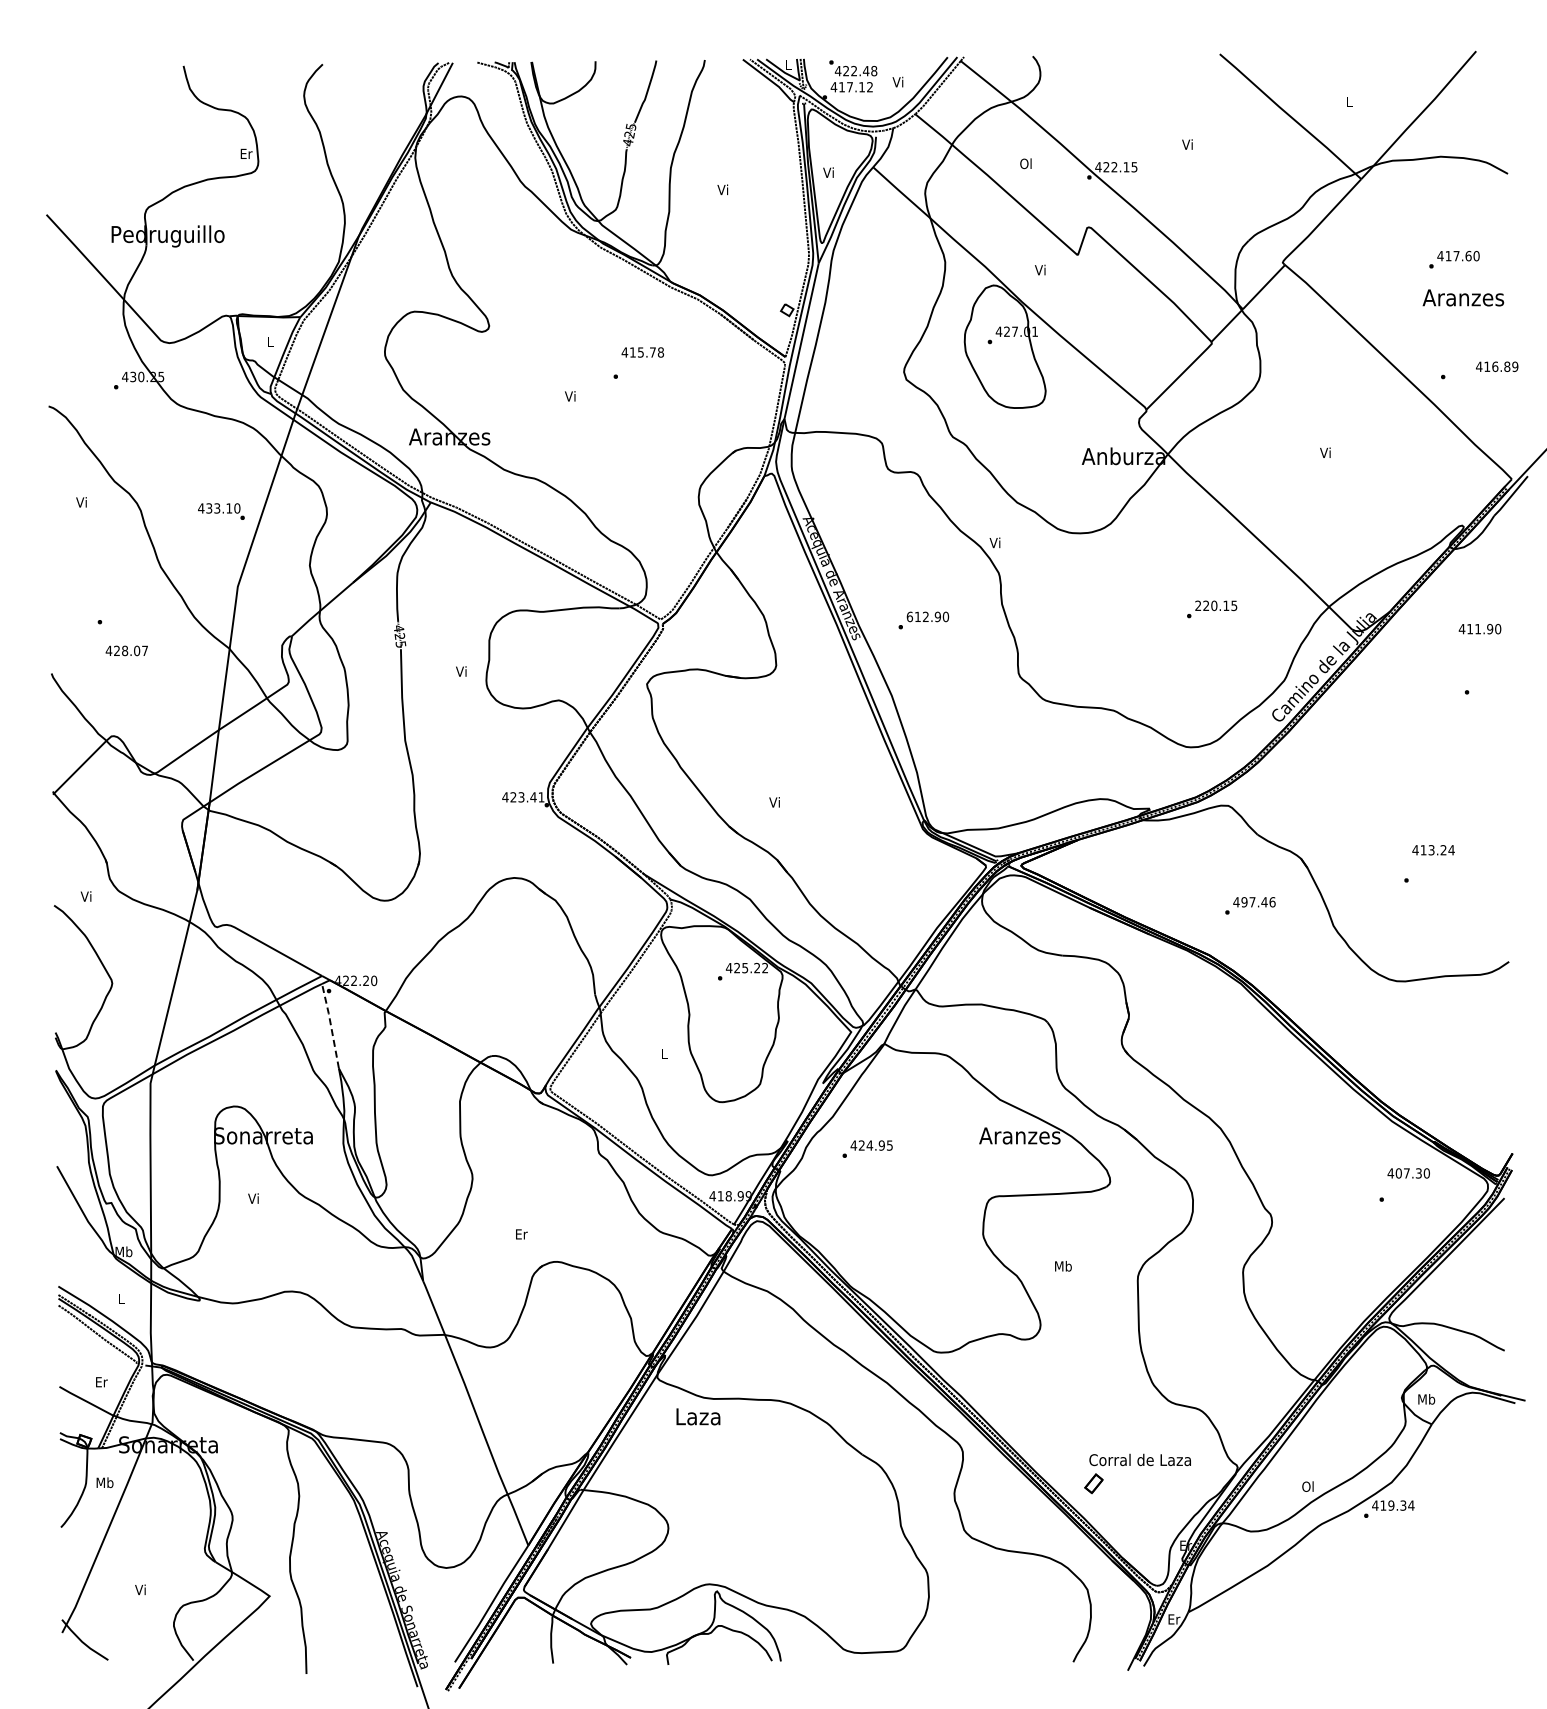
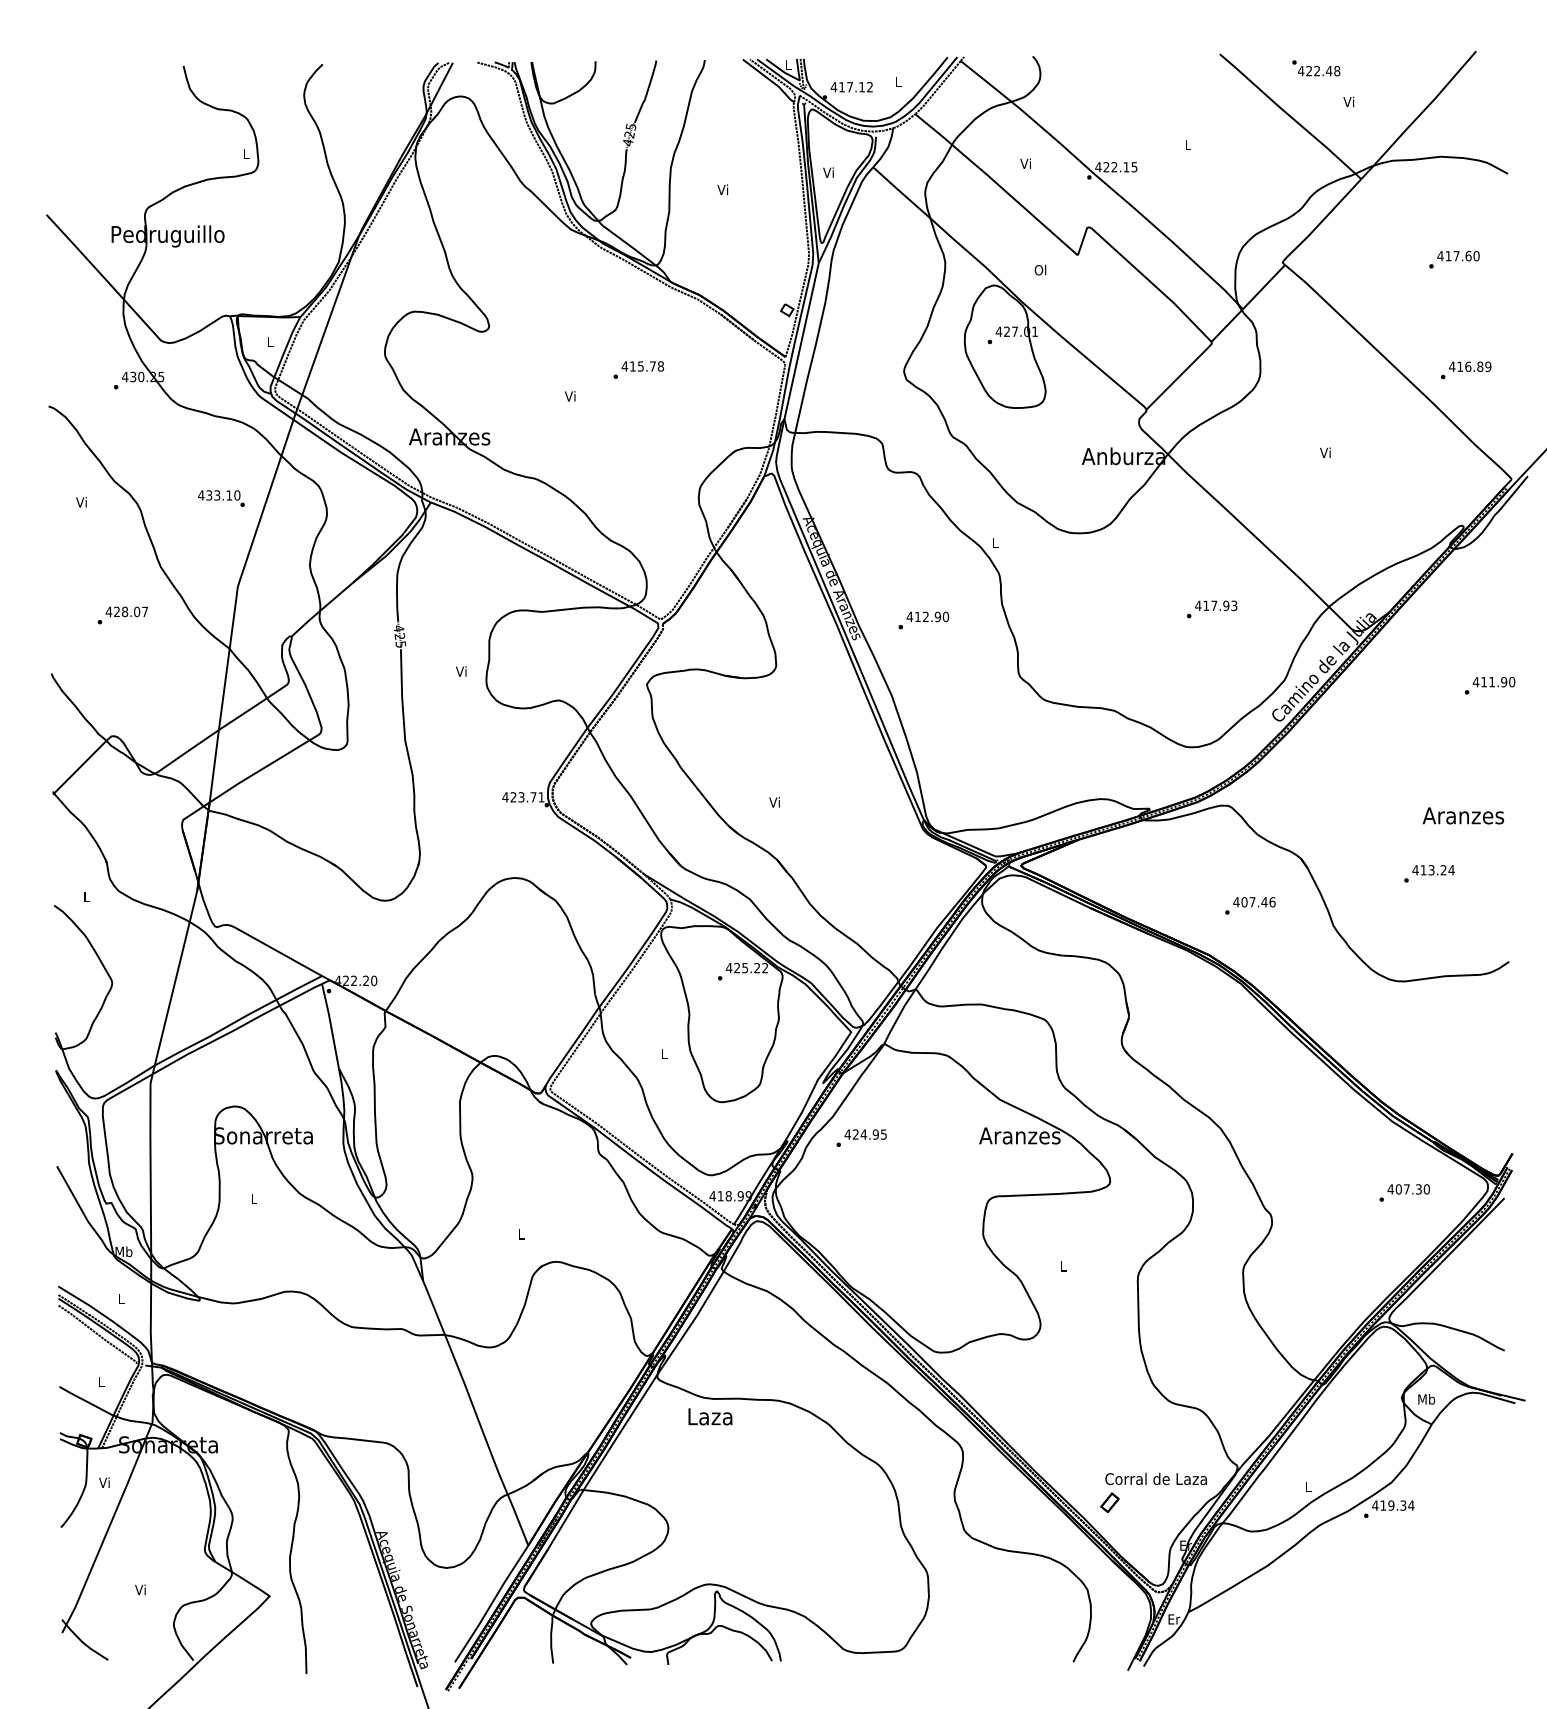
text position: (853, 68) -> (1316, 68) (1316, 68)
text: Vi -> L (897, 81)
text: L -> Vi (1348, 101)
text: Vi -> L (1187, 144)
text: Er -> L (246, 153)
text: Ol -> Vi (1025, 163)
text: Vi -> Ol (1040, 269)
text position: (1463, 297) -> (1463, 815) (1463, 815)
text position: (642, 352) -> (642, 366) (642, 366)
text position: (1497, 366) -> (1470, 366) (1470, 366)
text position: (221, 511) -> (221, 498) (221, 498)
text: Vi -> L (994, 542)
text: 220.15 -> 417.93 (1216, 605)
text: 612.90 -> 412.90 (909, 616)
text position: (1479, 629) -> (1493, 682) (1493, 682)
text position: (126, 650) -> (126, 611) (126, 611)
text: 423.41 -> 423.71 (533, 797)
text position: (1433, 850) -> (1433, 870) (1433, 870)
text: Vi -> L (85, 896)
text: 497.46 -> 407.46 (1244, 902)
line: dashed -> solid (330, 1025)
text position: (867, 1148) -> (861, 1137) (861, 1137)
text position: (1408, 1173) -> (1408, 1189) (1408, 1189)
text: Vi -> L (253, 1198)
text: Er -> L (521, 1234)
text: Mb -> L (1063, 1265)
text: Er -> L (101, 1382)
text position: (698, 1416) -> (710, 1416) (710, 1416)
part position: (1140, 1466) -> (1156, 1485) (1156, 1485)
text: Mb -> Vi (104, 1482)
text: Ol -> L (1307, 1486)
